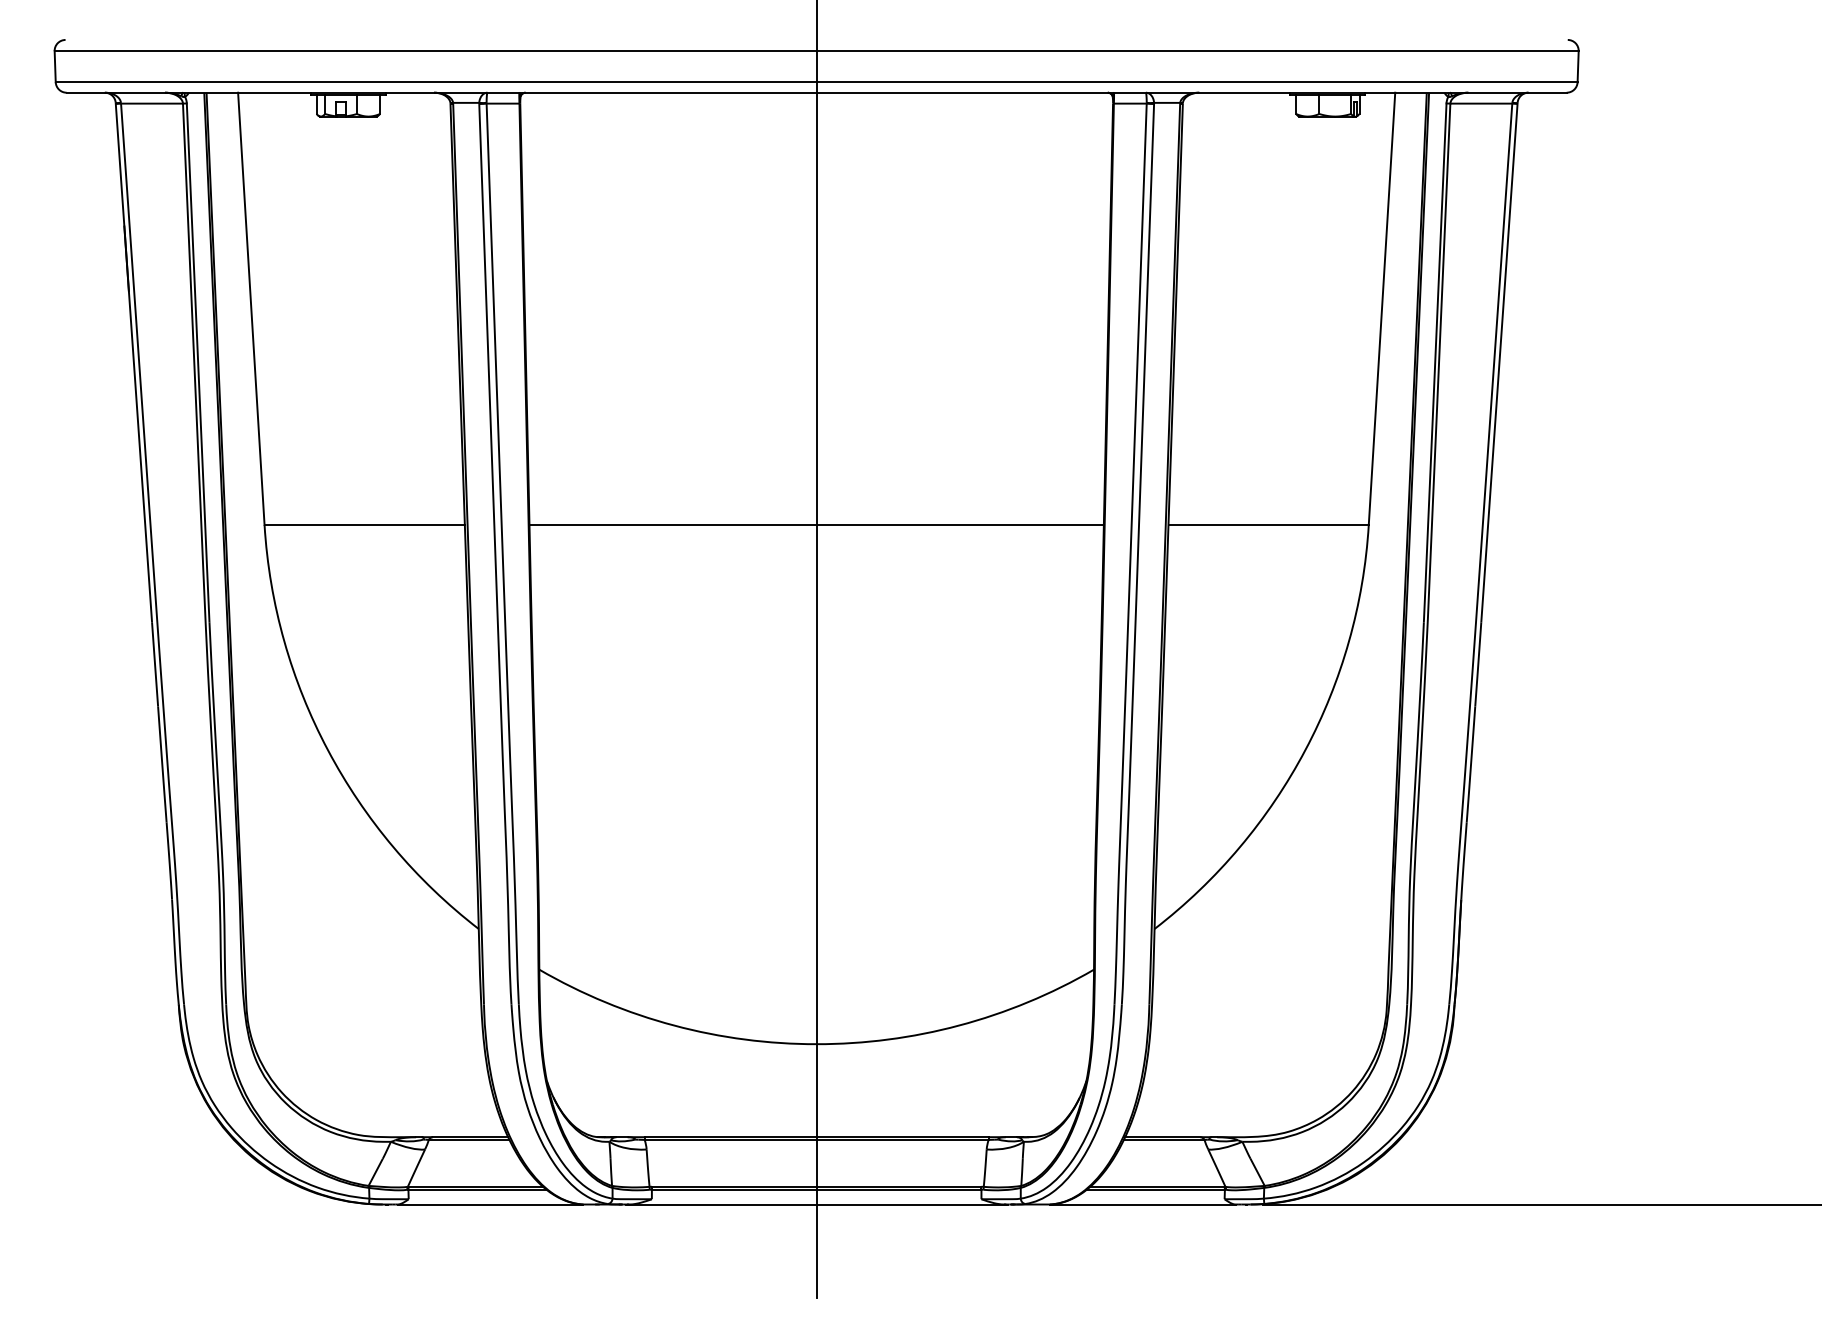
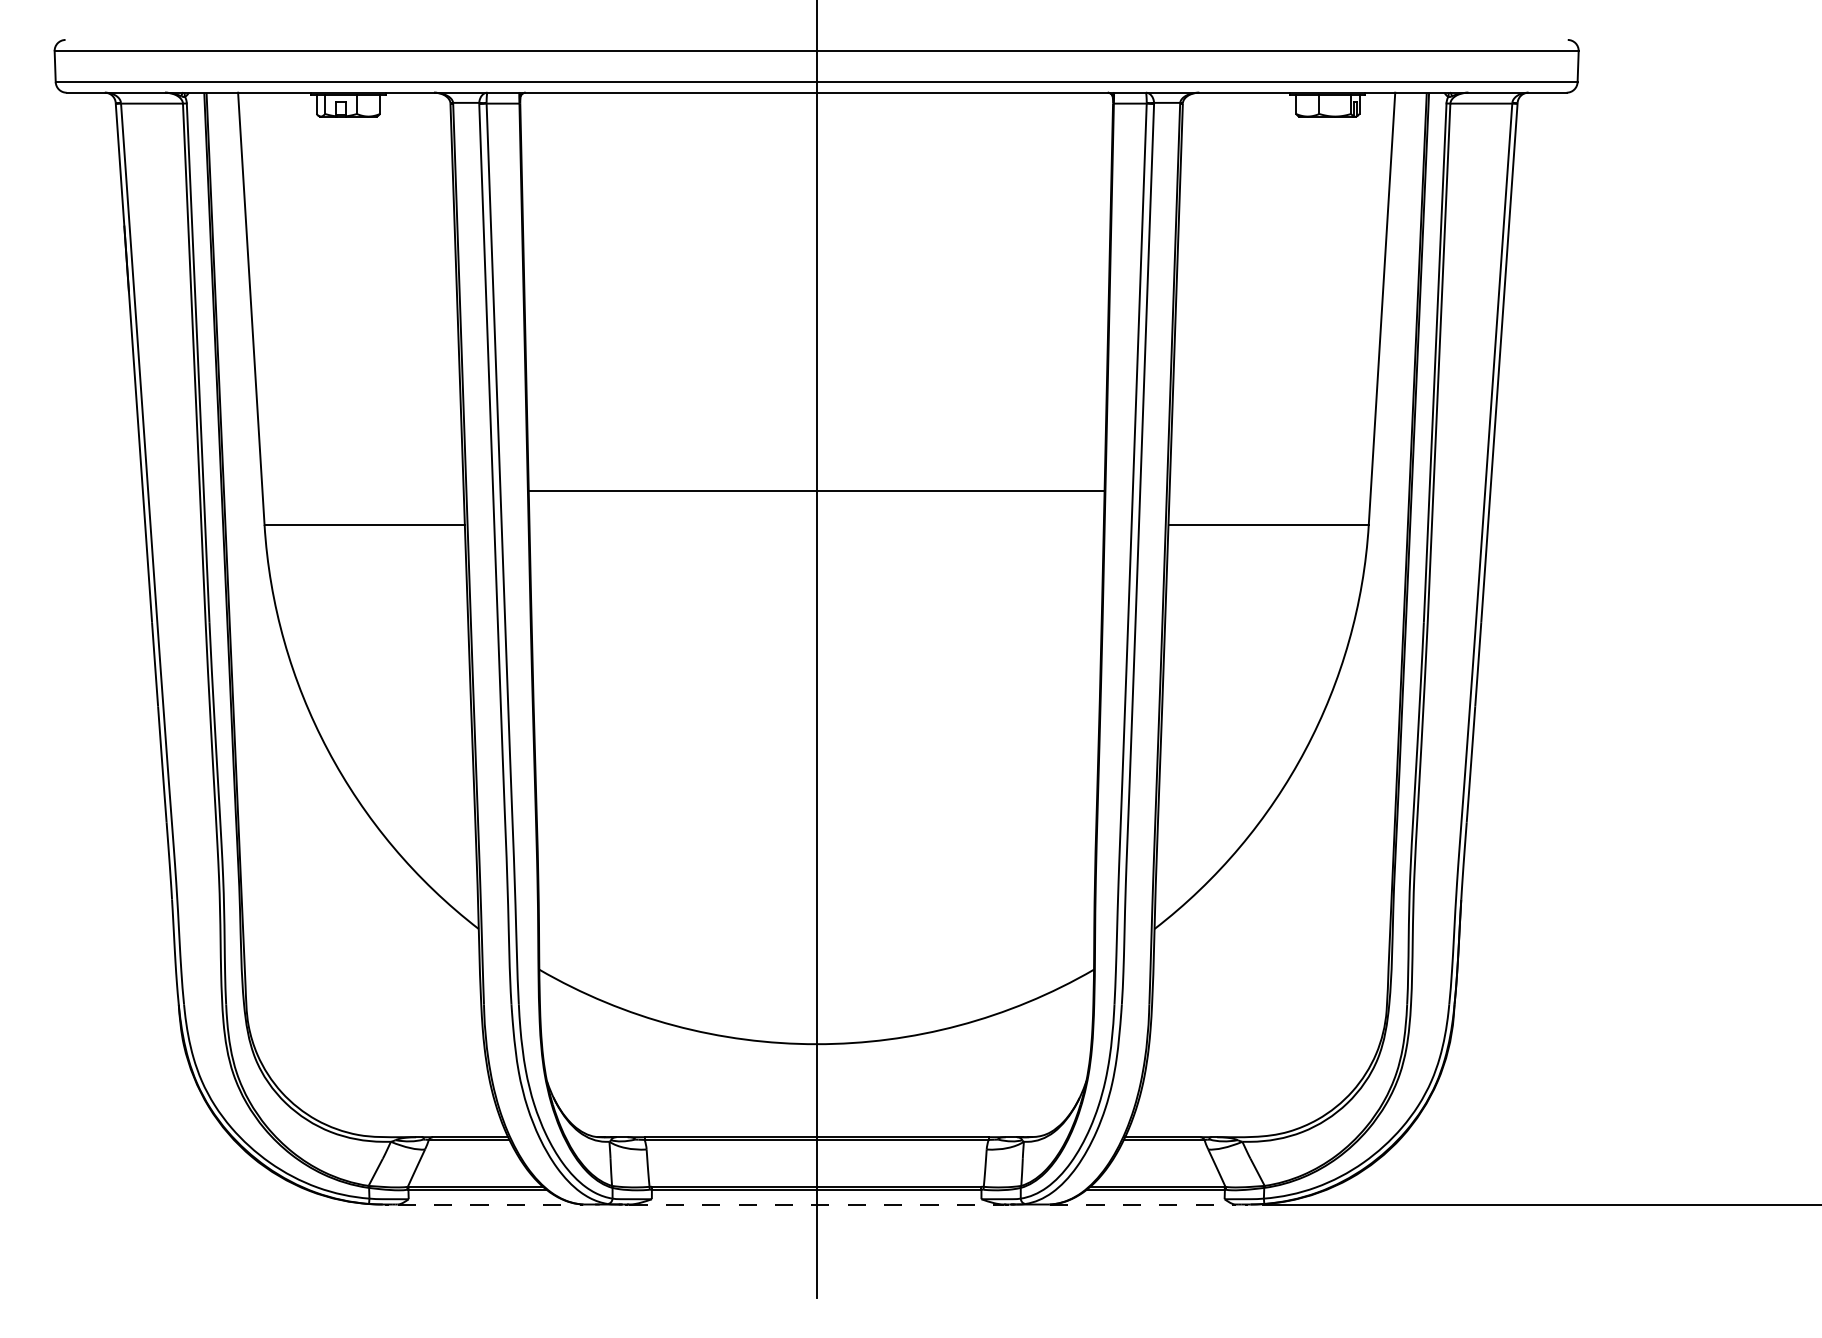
line position: (816, 524) -> (816, 490) (816, 490)
line: solid -> dashed (490, 1204)
line: solid -> dashed (817, 1204)
line: solid -> dashed (1142, 1204)
